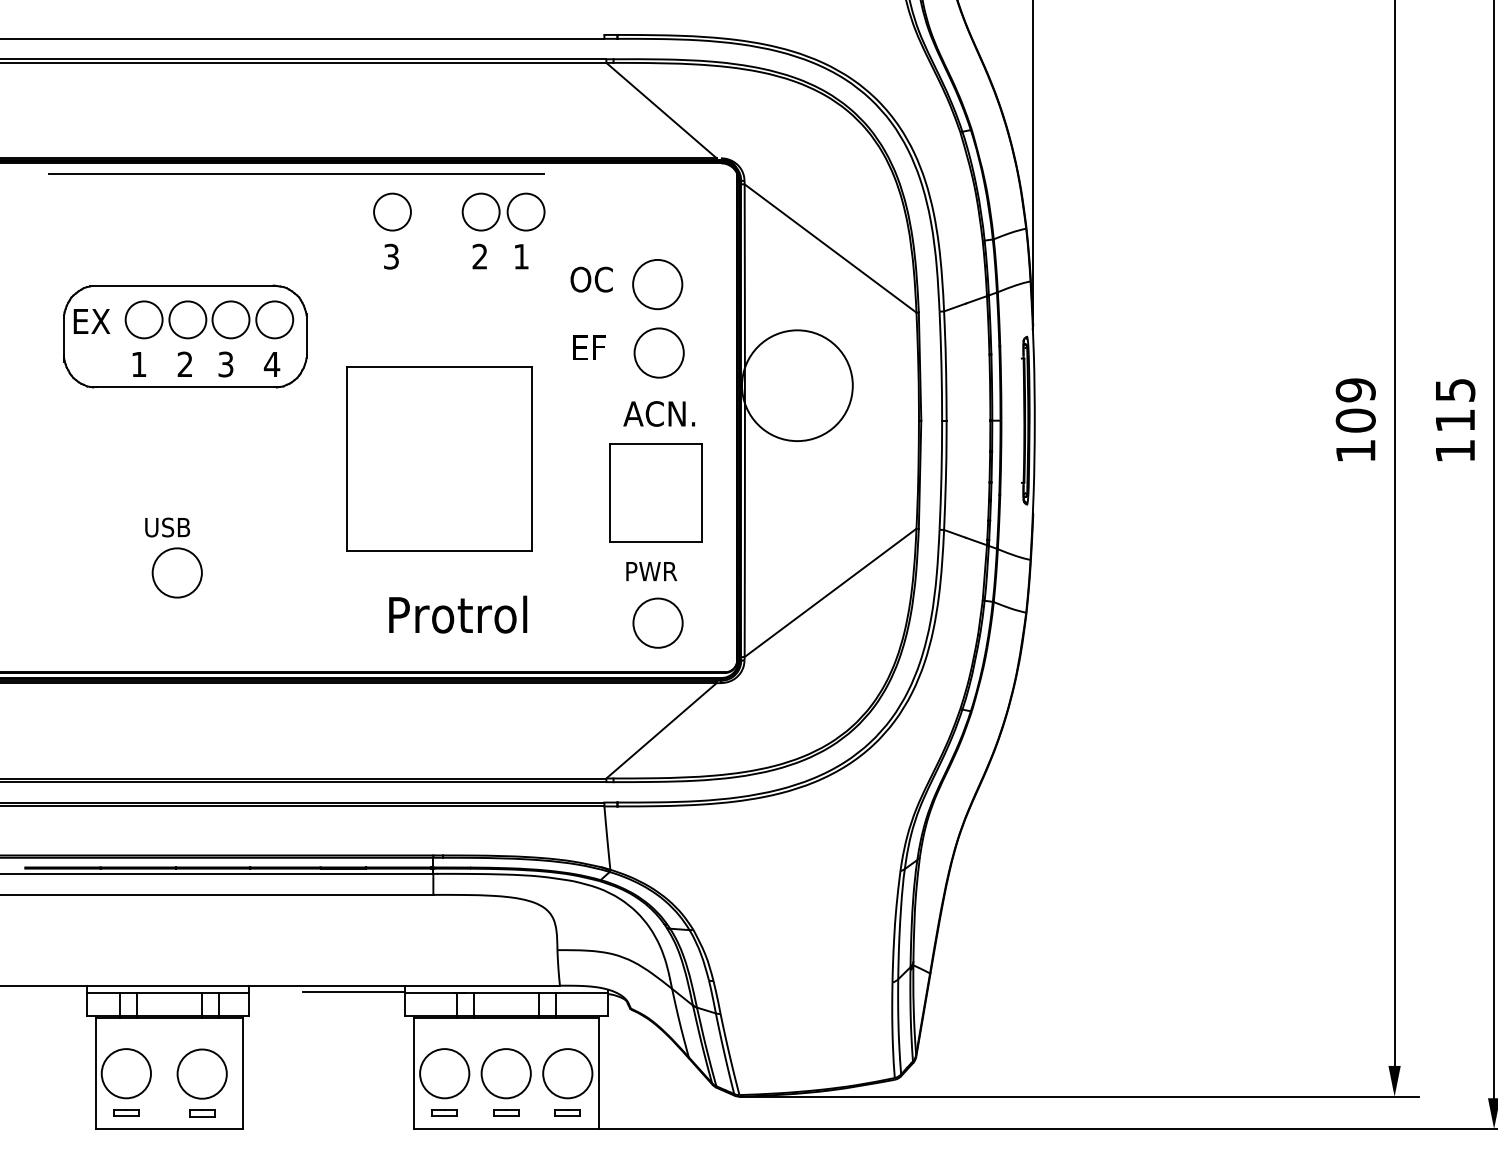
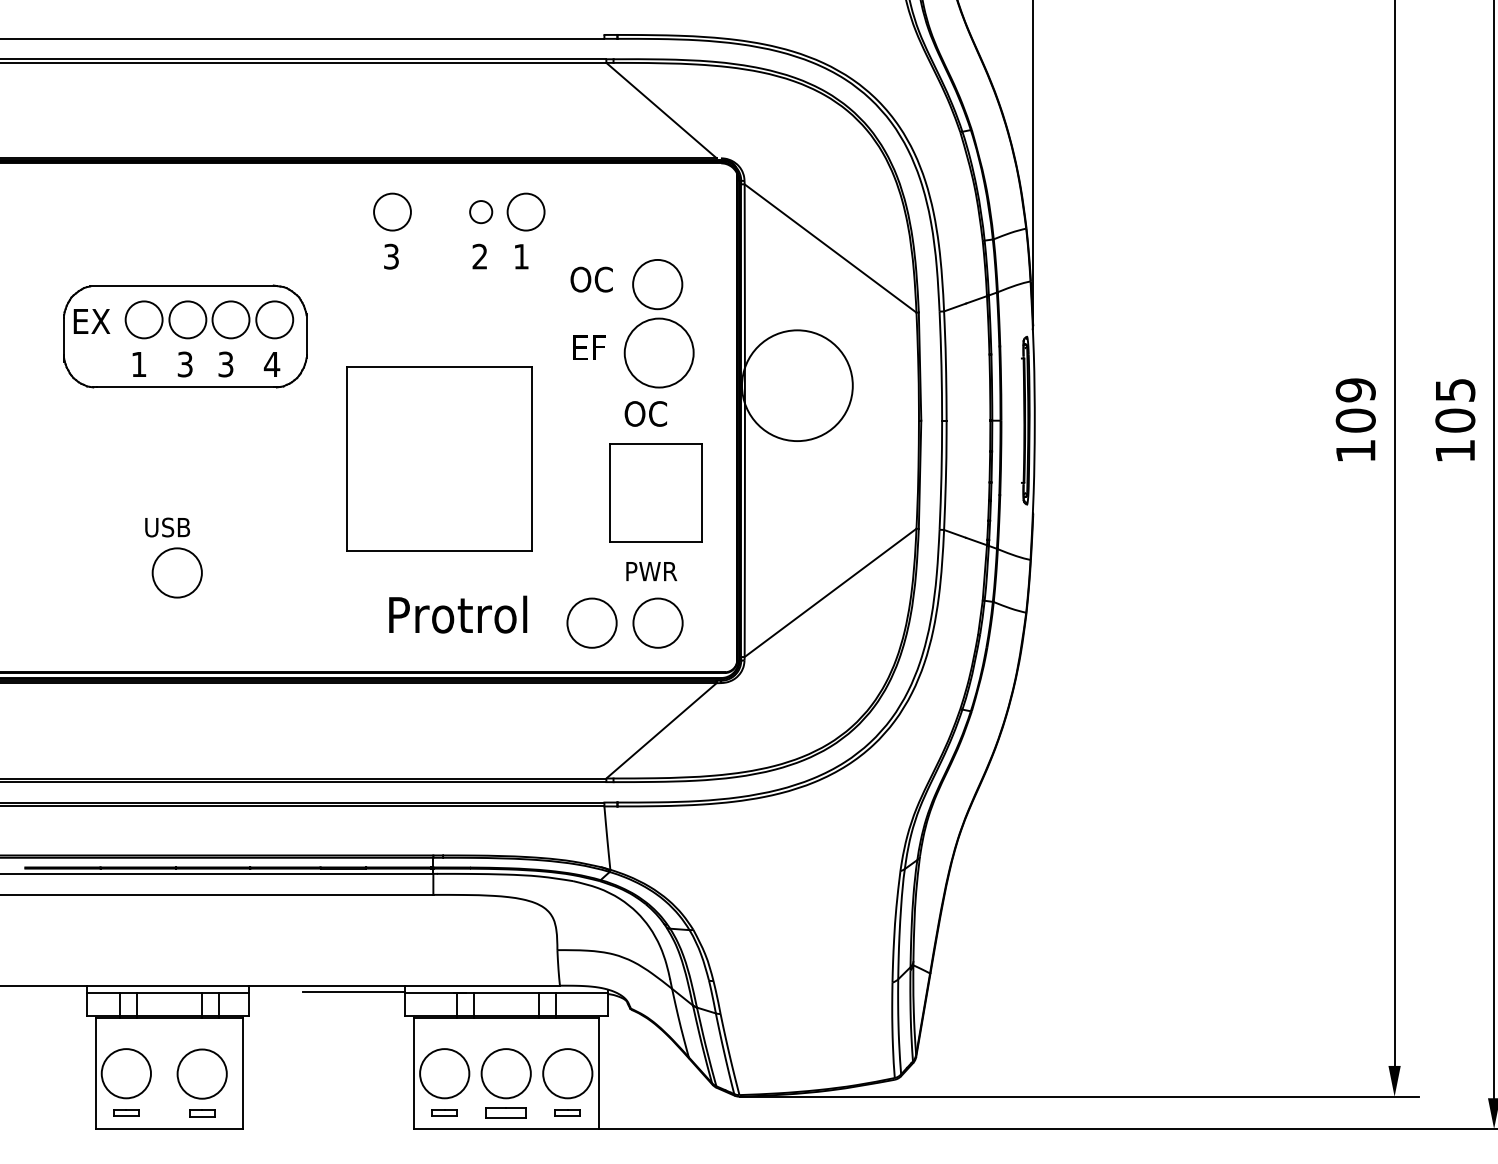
line: present -> none (296, 174)
circle diameter: 37 px -> 22 px (481, 212)
circle diameter: 49 px -> 69 px (658, 352)
text: 2 -> 3 (184, 364)
text: ACN. -> OC (659, 413)
text: 115 -> 105 (1455, 420)
circle: none -> present (591, 622)
part size: 27x8 px -> 42x12 px (505, 1112)
